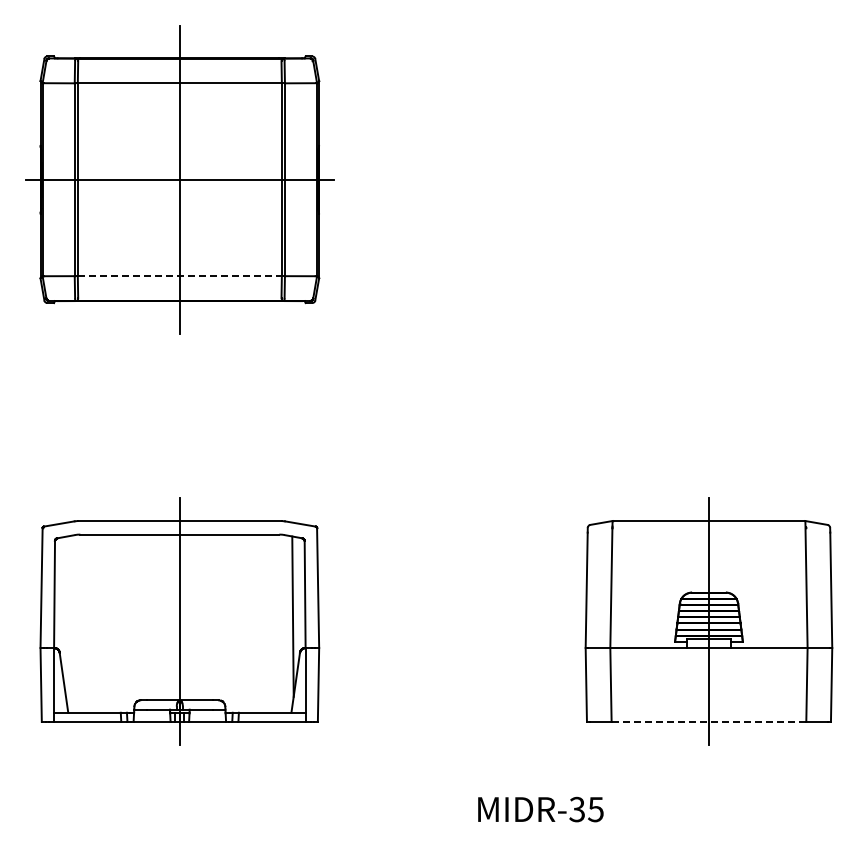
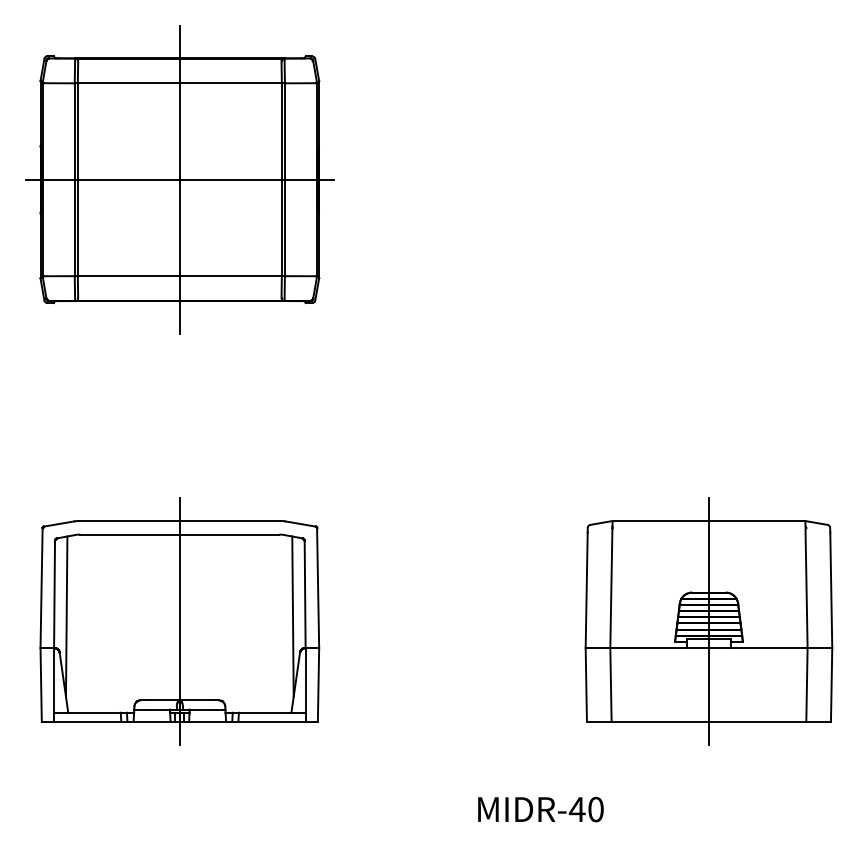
line: dashed -> solid (179, 276)
line: none -> present (66, 616)
line: dashed -> solid (709, 722)
text: MIDR-35 -> MIDR-40 (585, 809)
